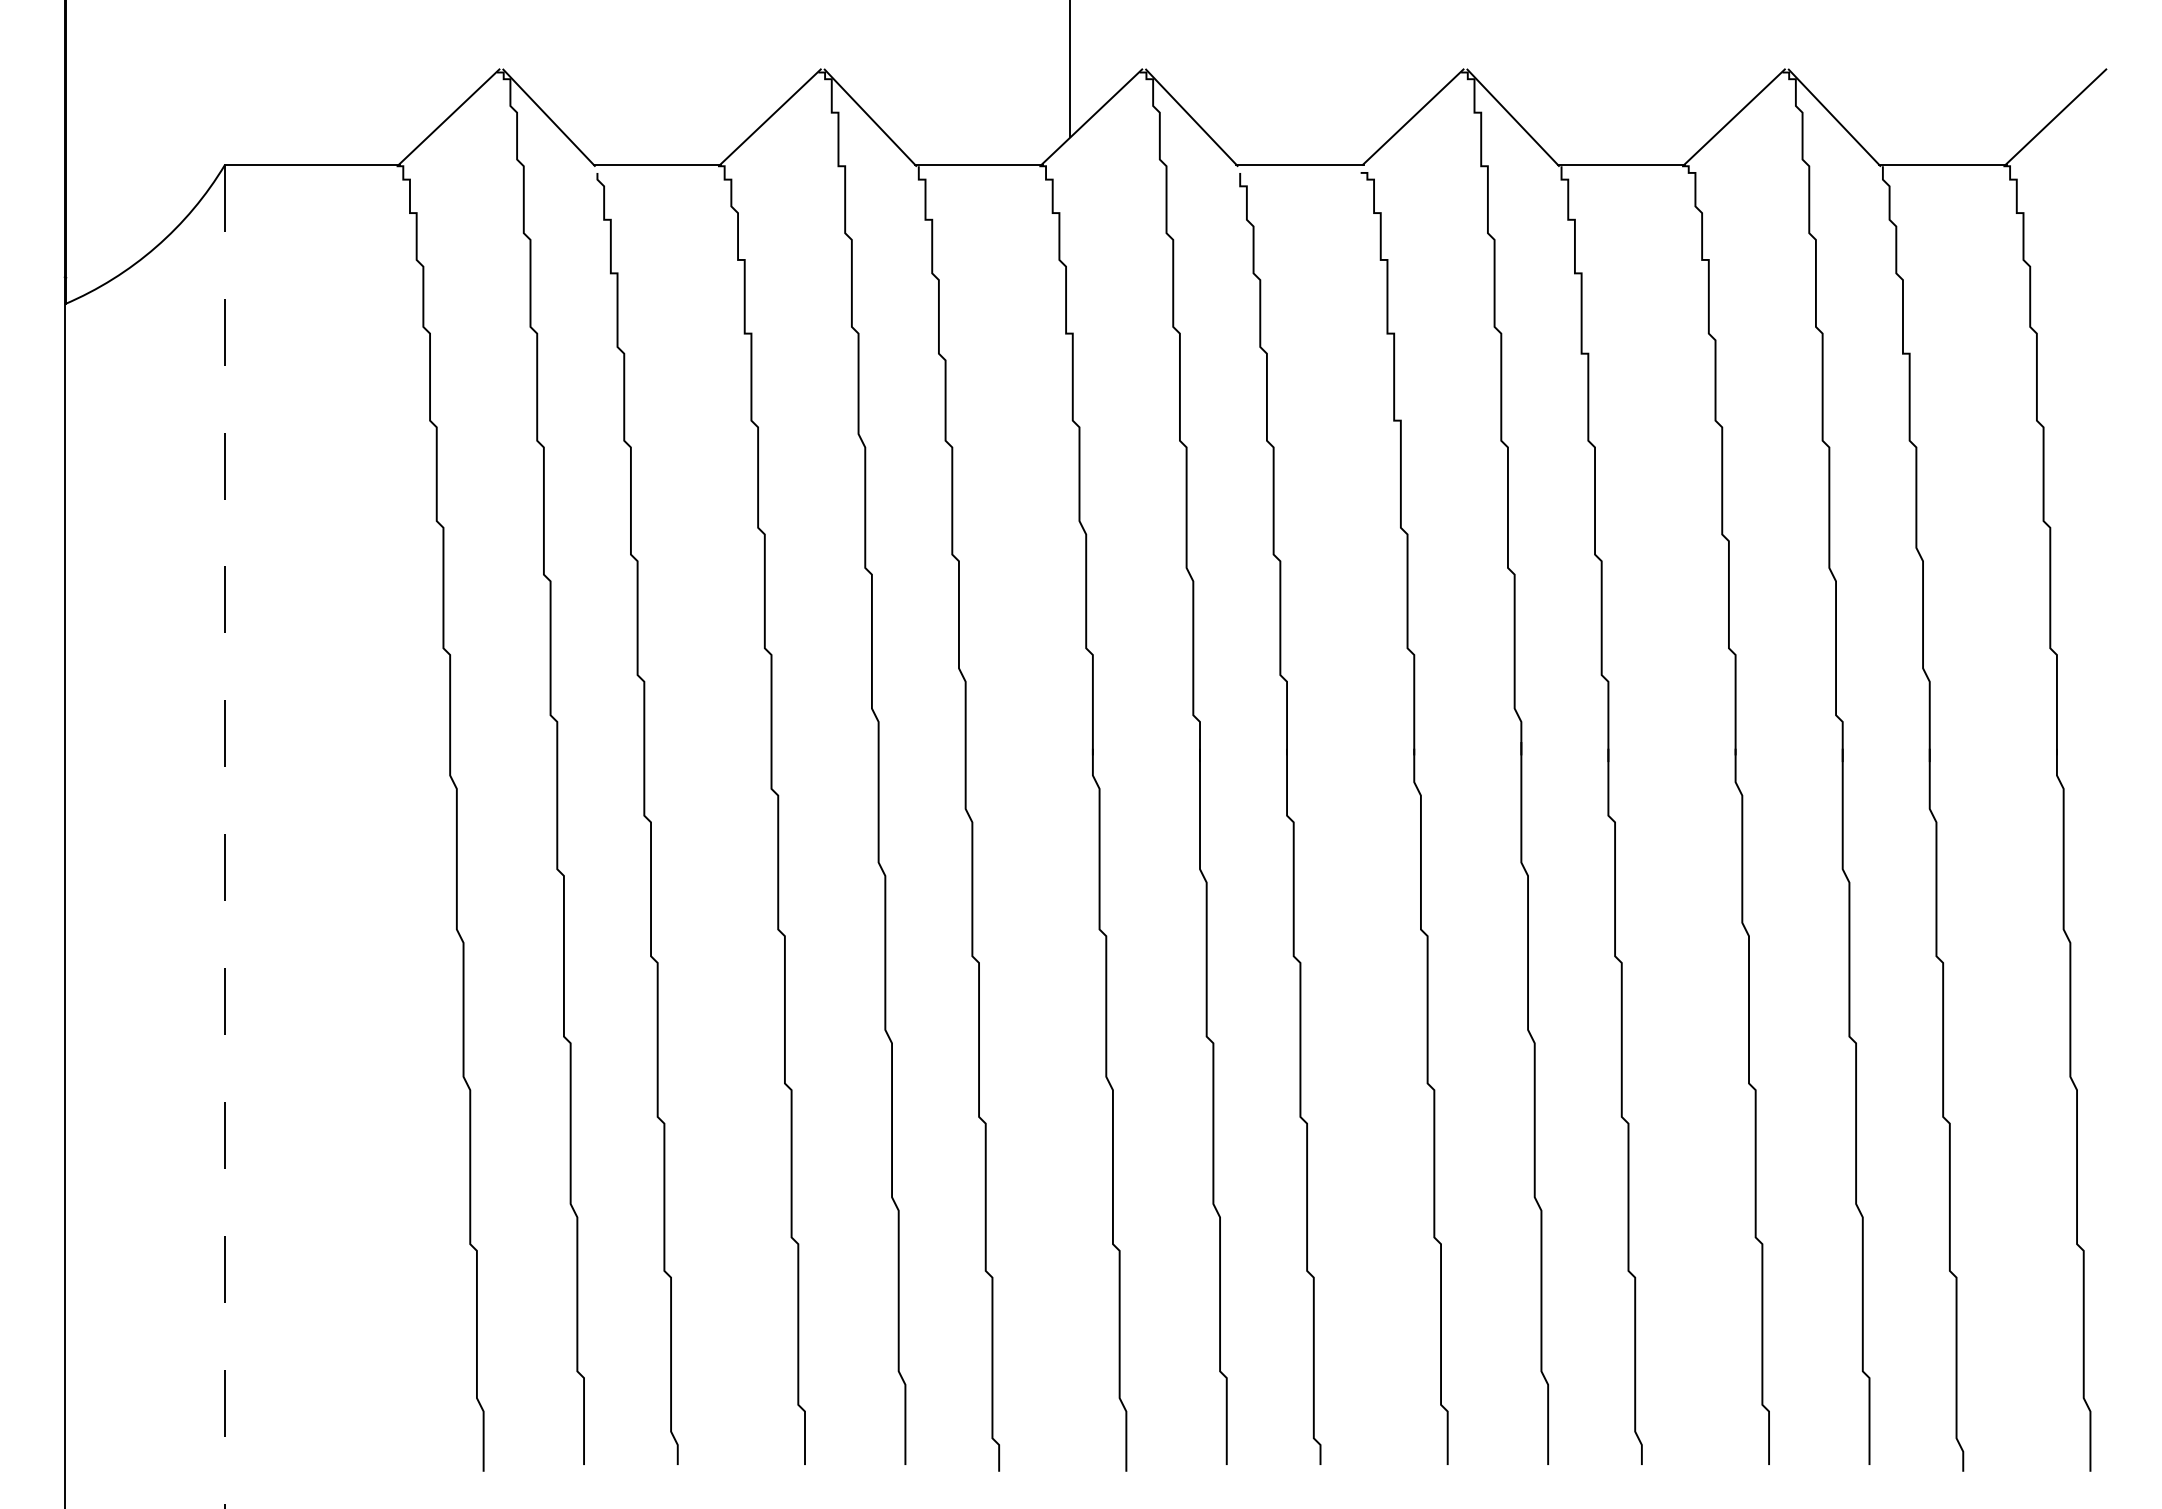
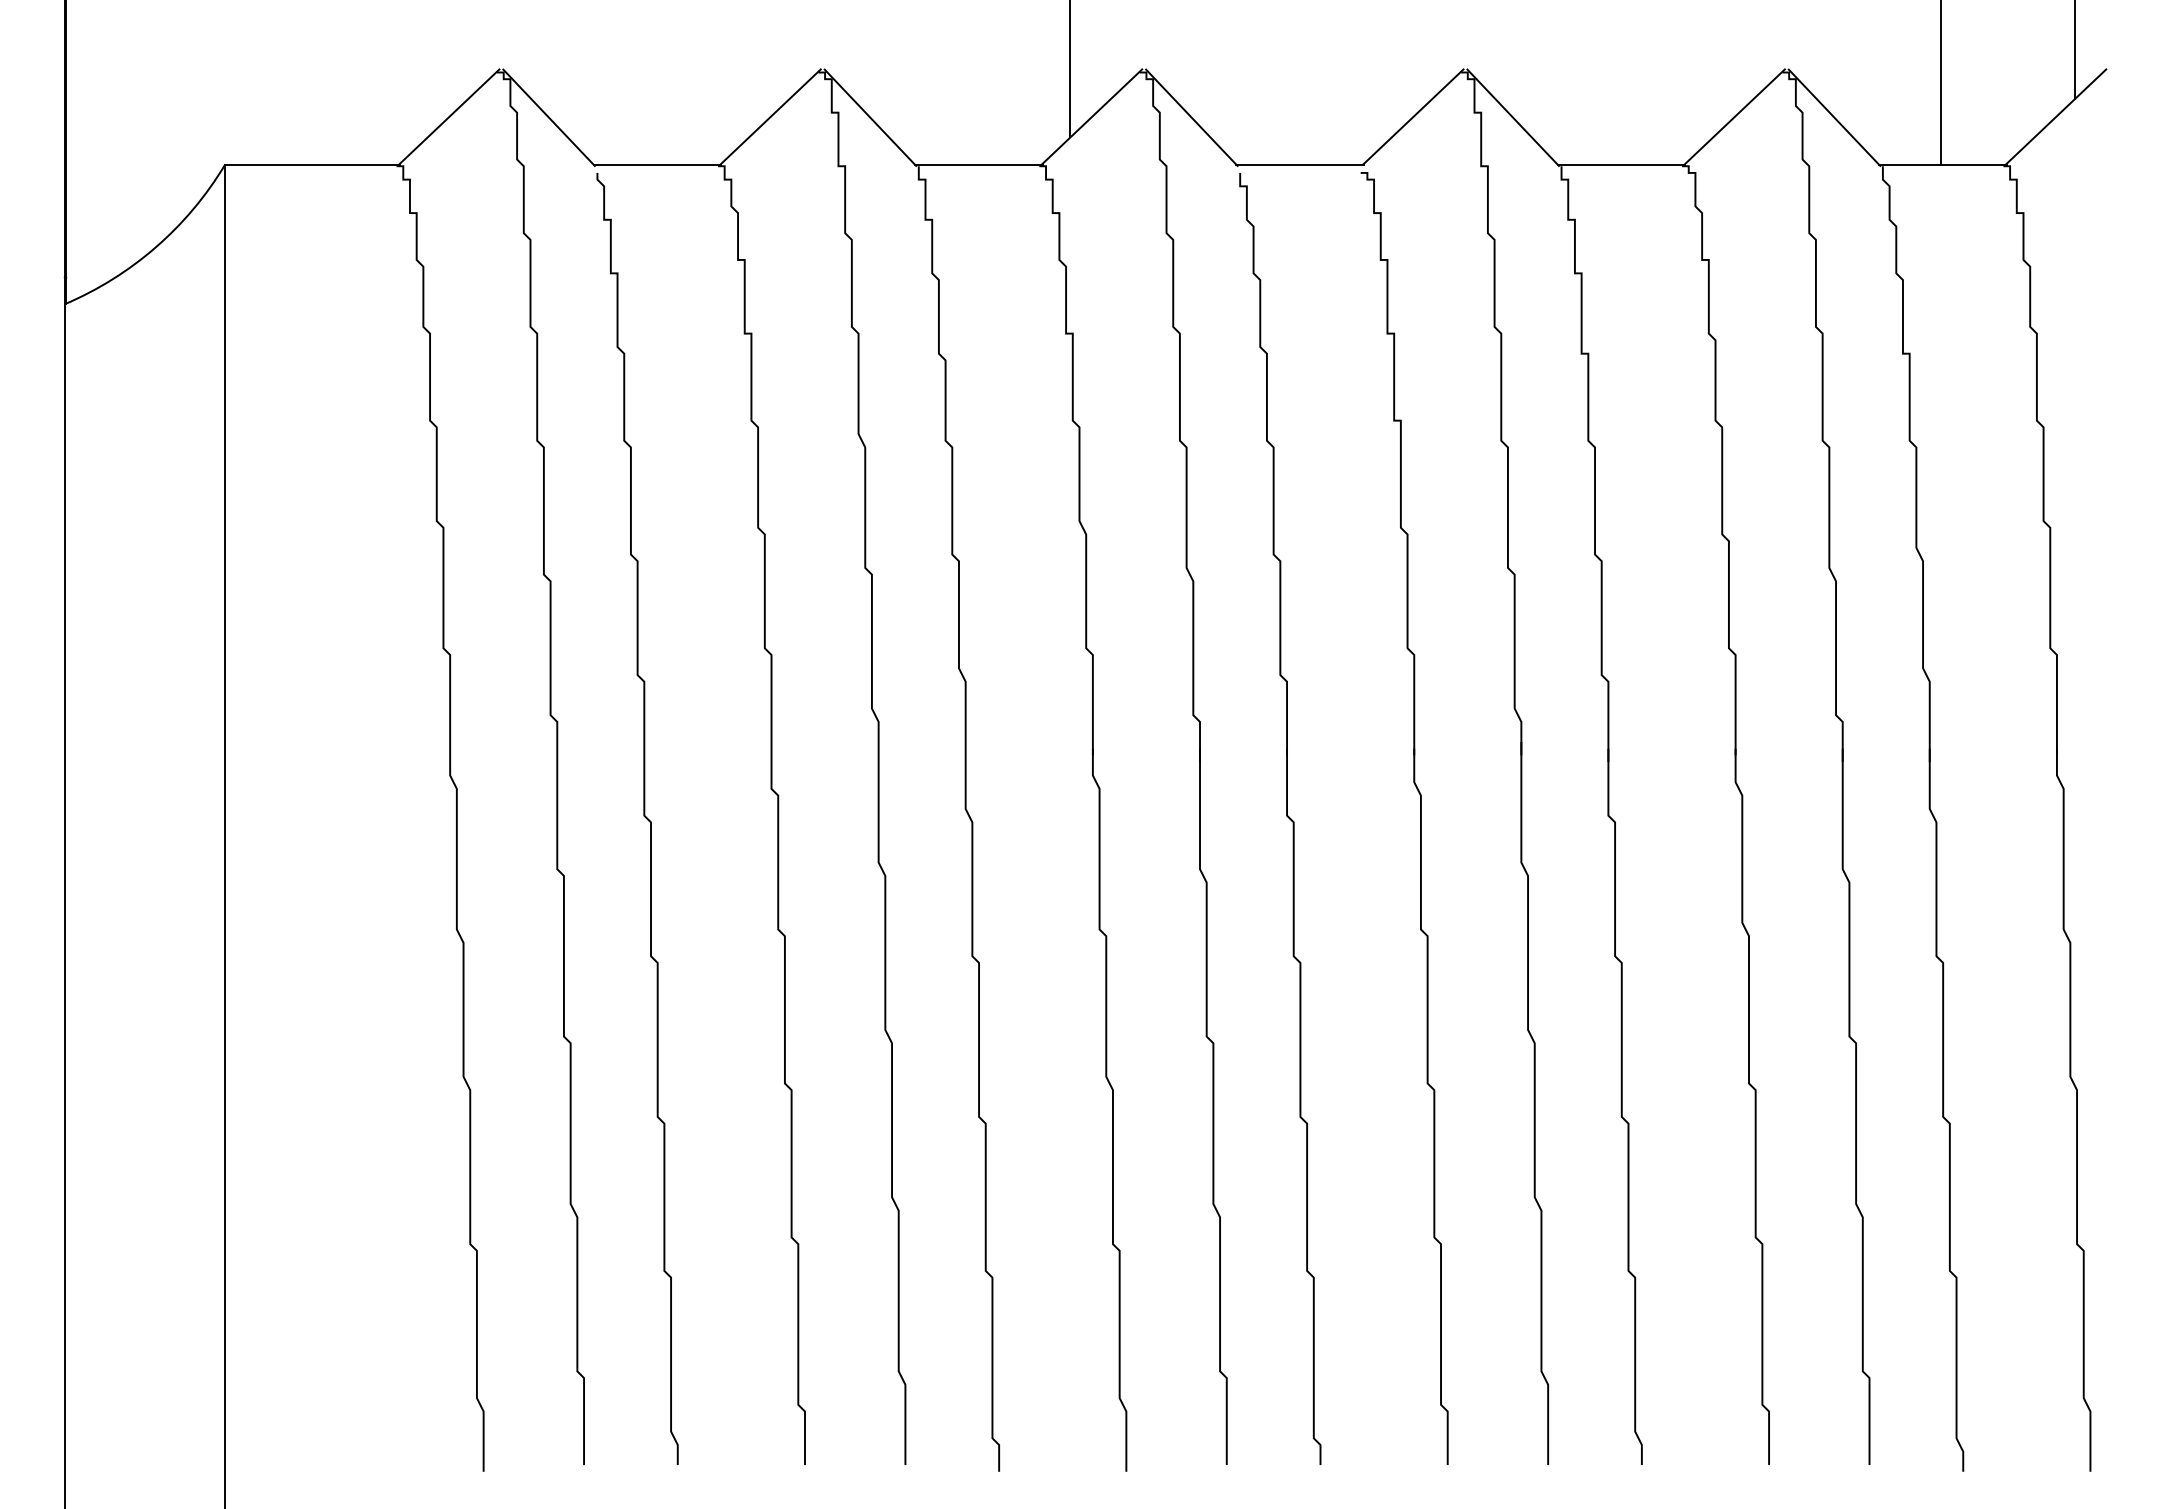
line: none -> present (2074, 50)
line: none -> present (1940, 83)
line: dashed -> solid (225, 836)
